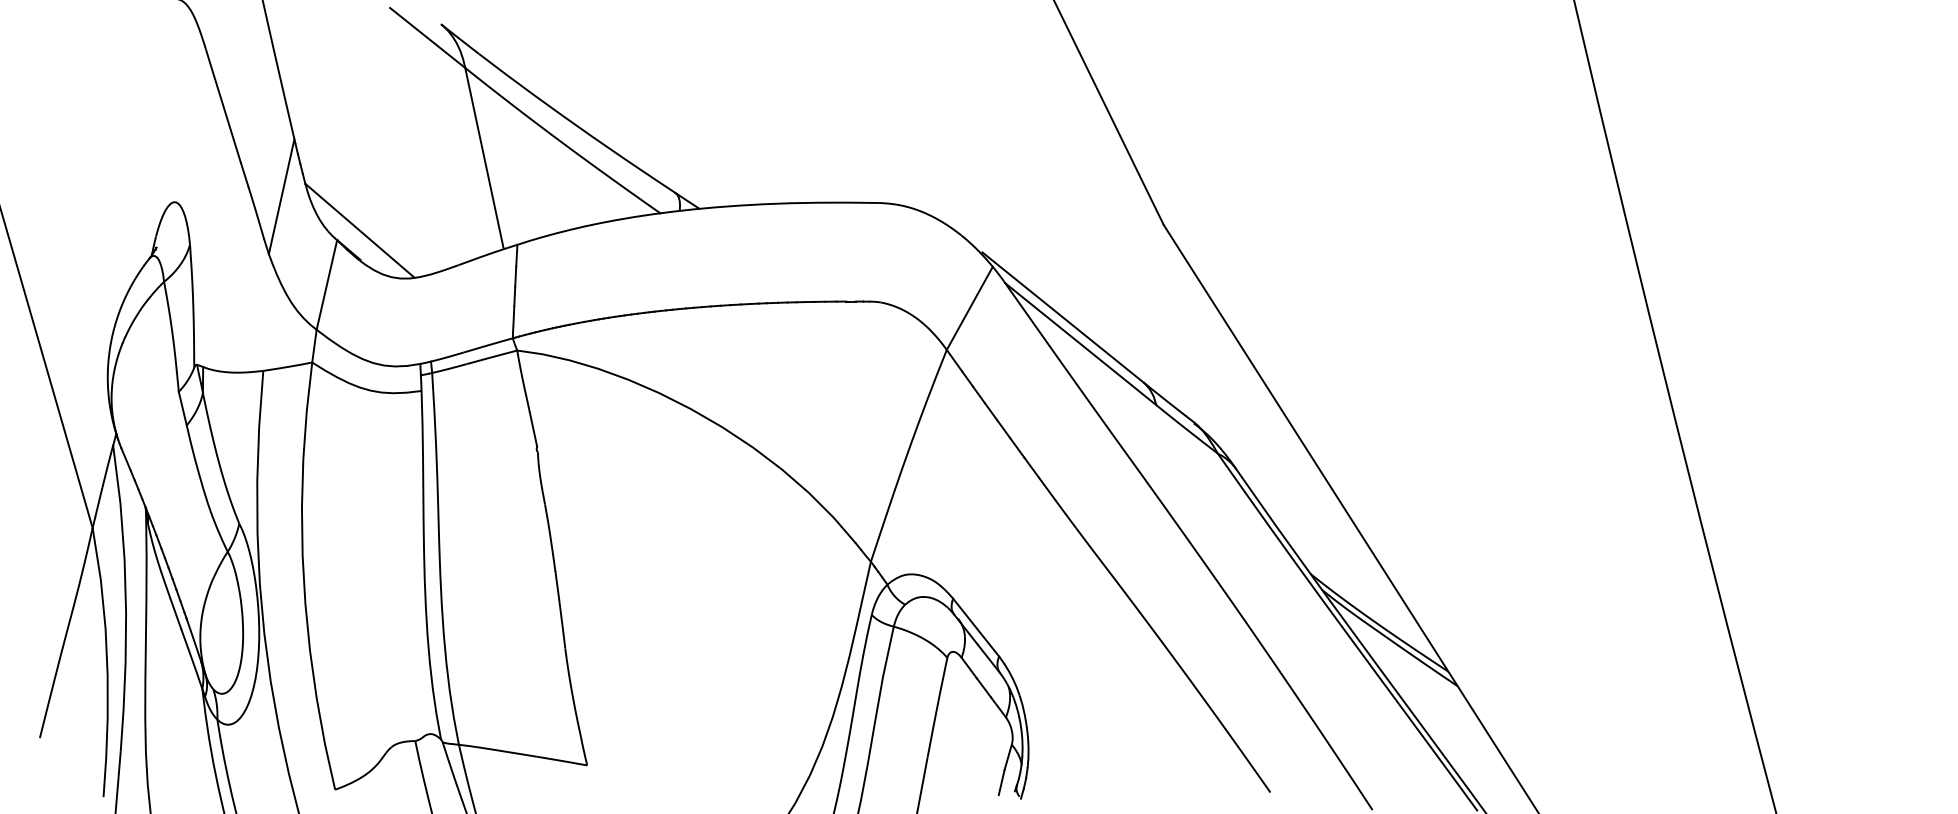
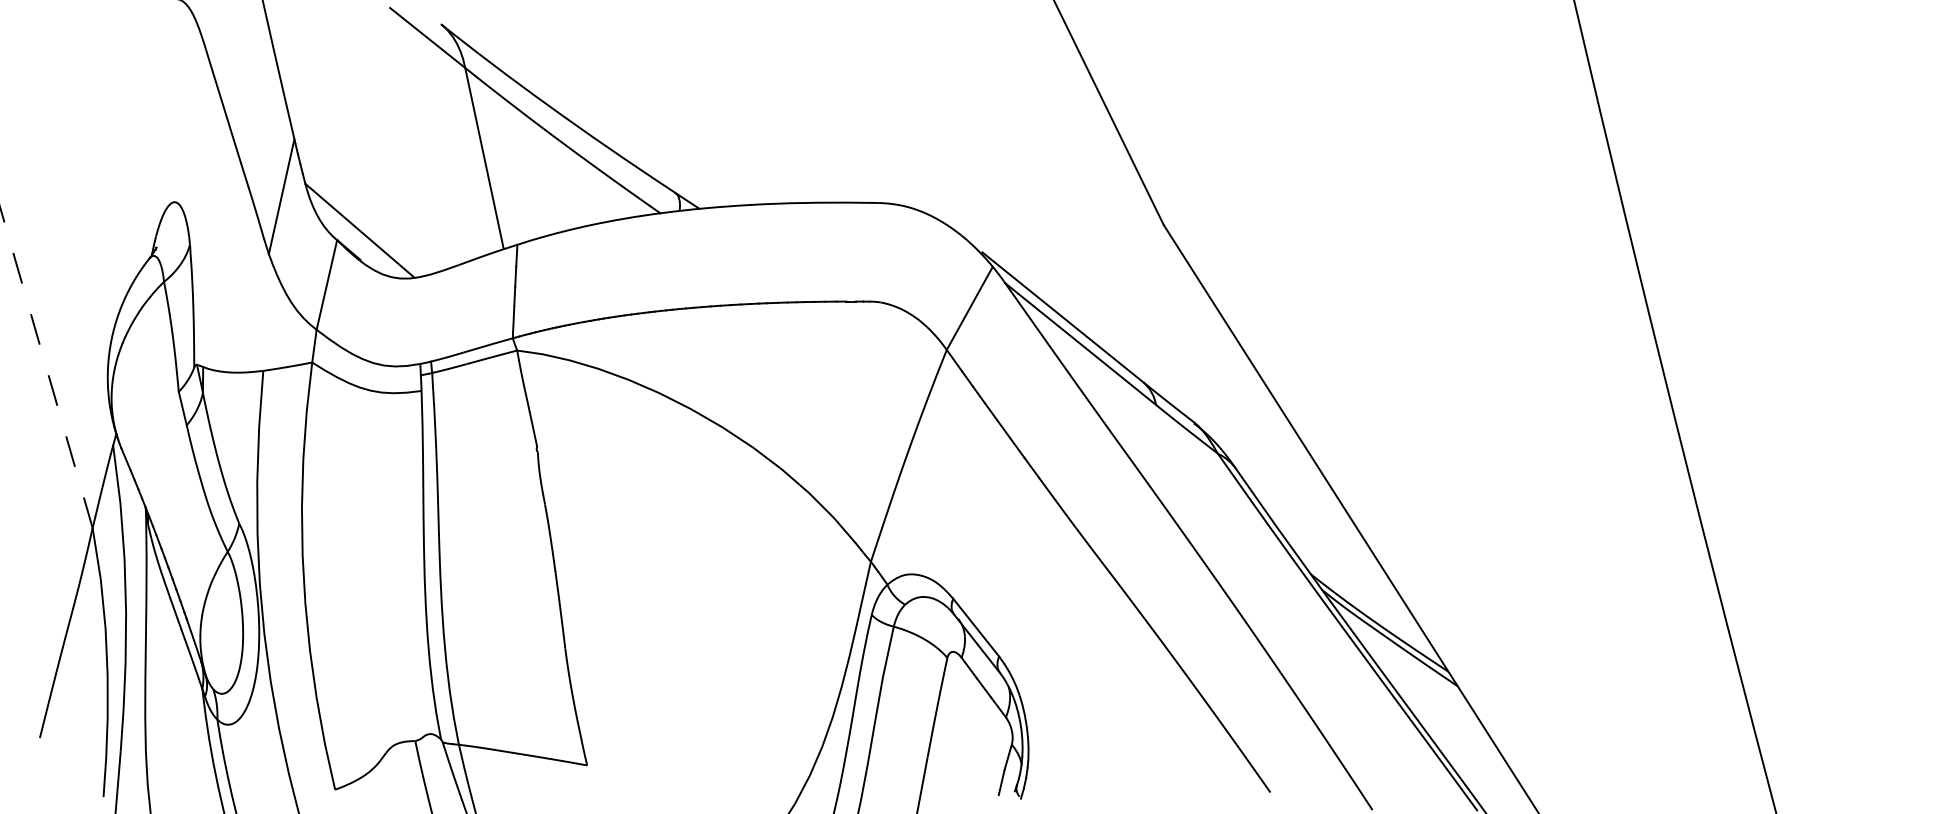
line: solid -> dashed (46, 367)
